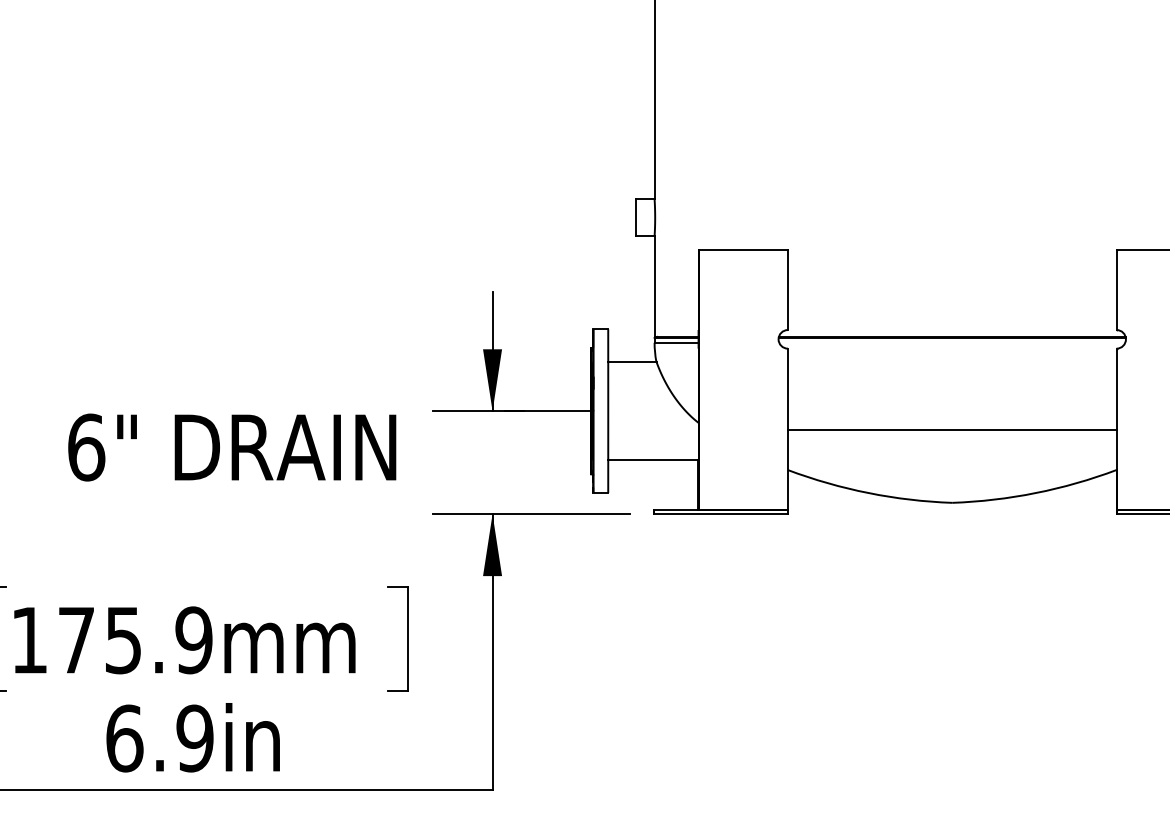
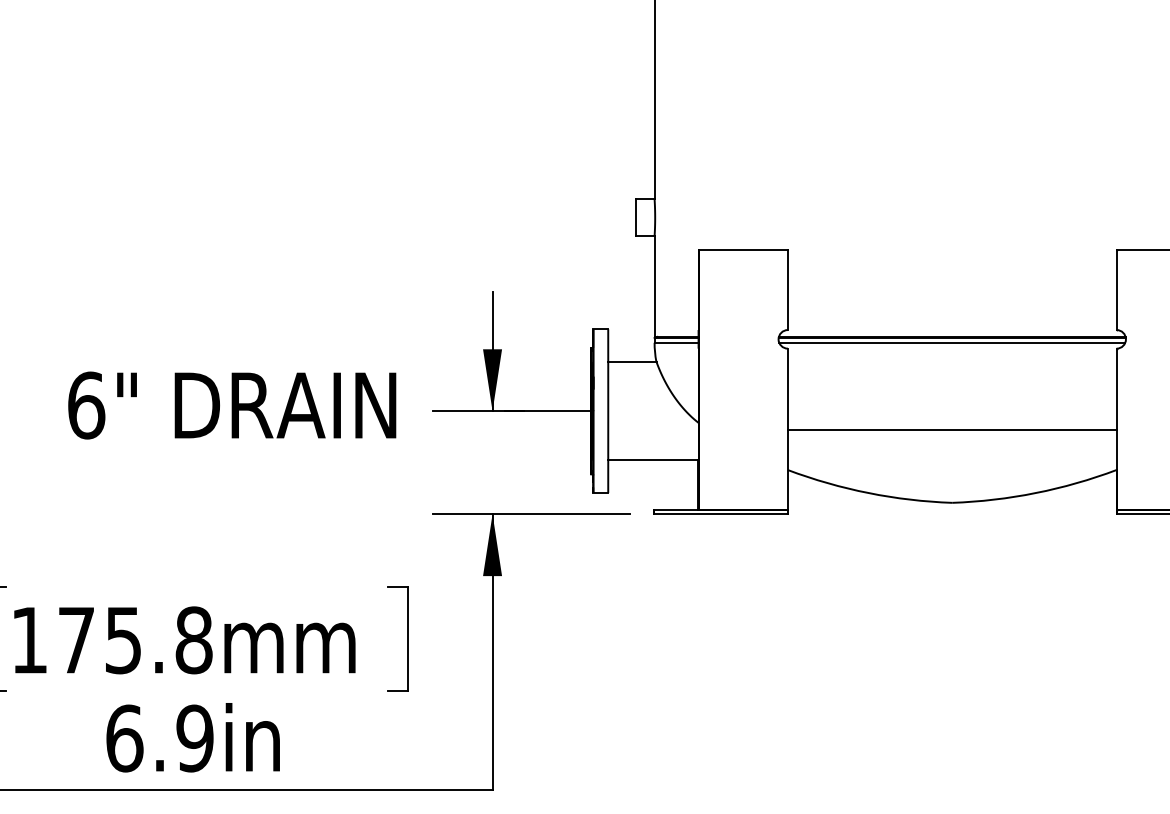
line: none -> present (952, 342)
text position: (232, 447) -> (232, 405) (232, 405)
text: 175.9mm -> 175.8mm (193, 640)
